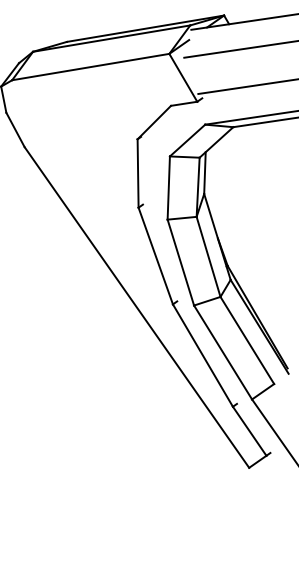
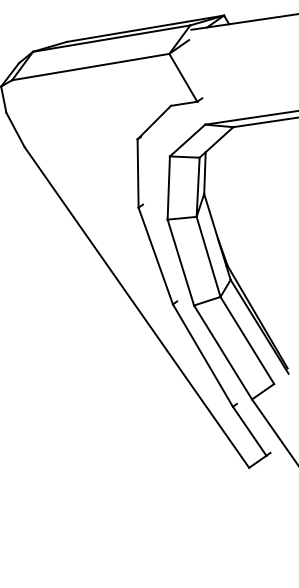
line: present -> none (239, 49)
line: present -> none (246, 86)
